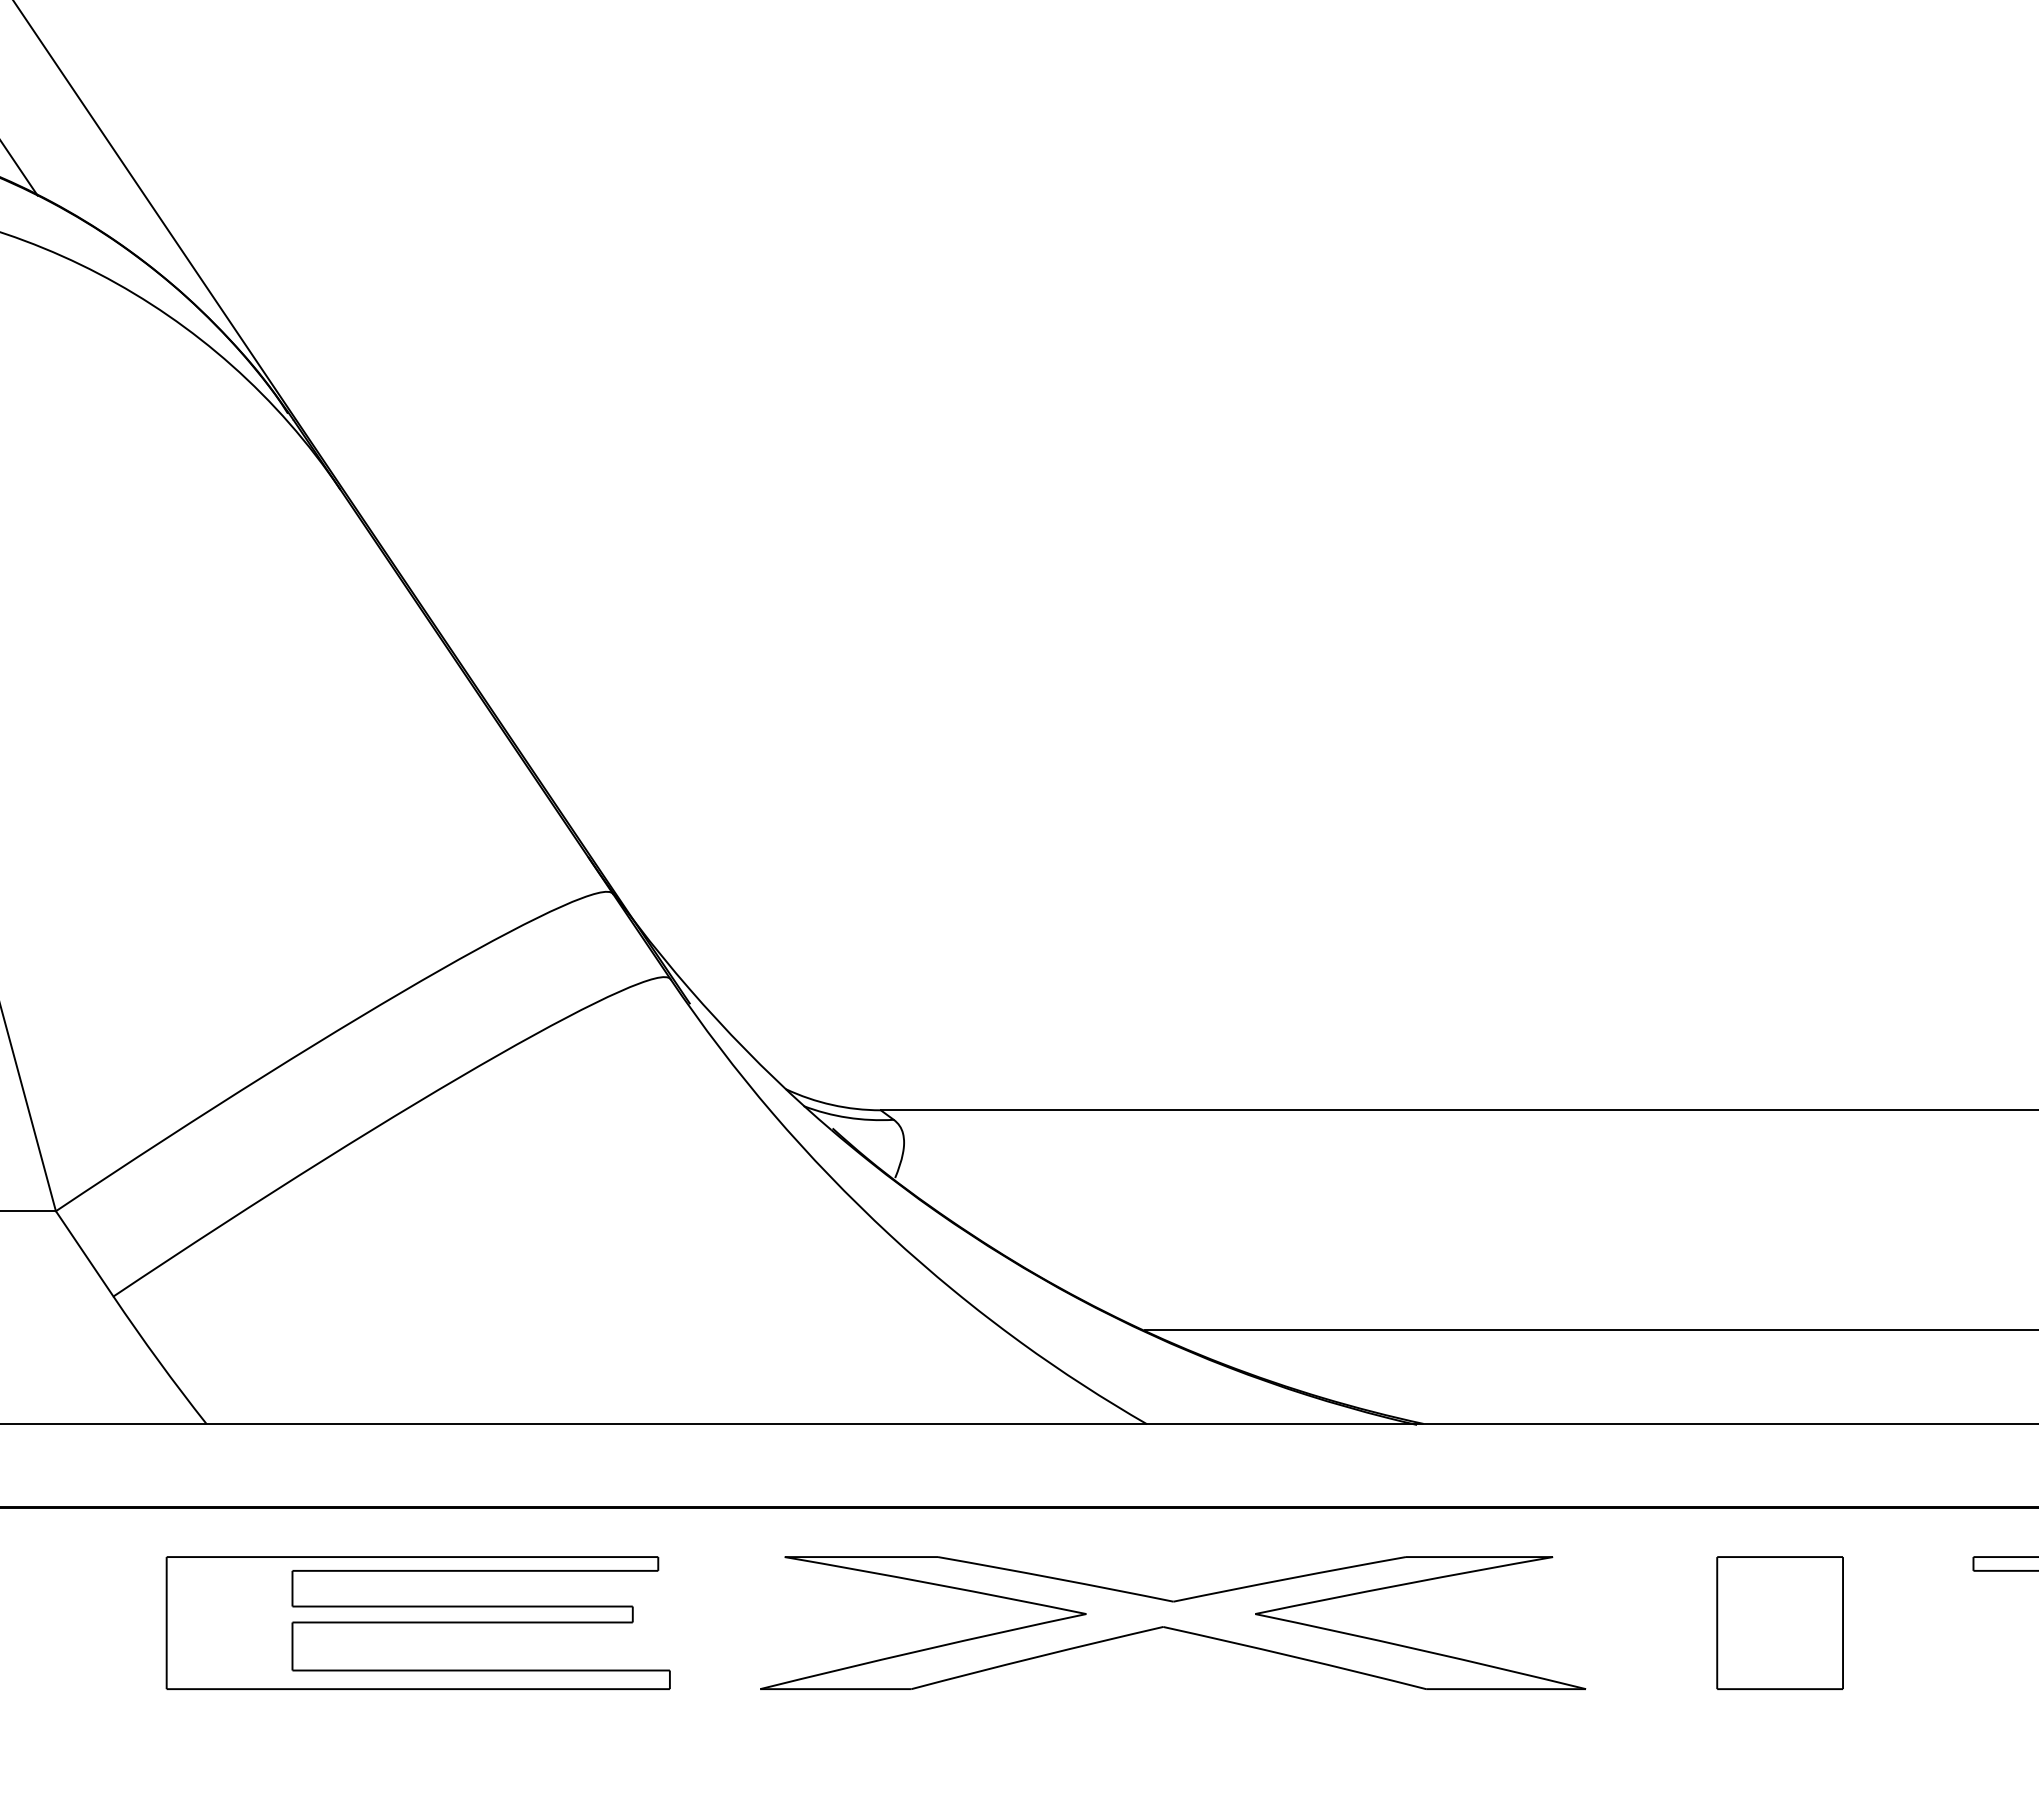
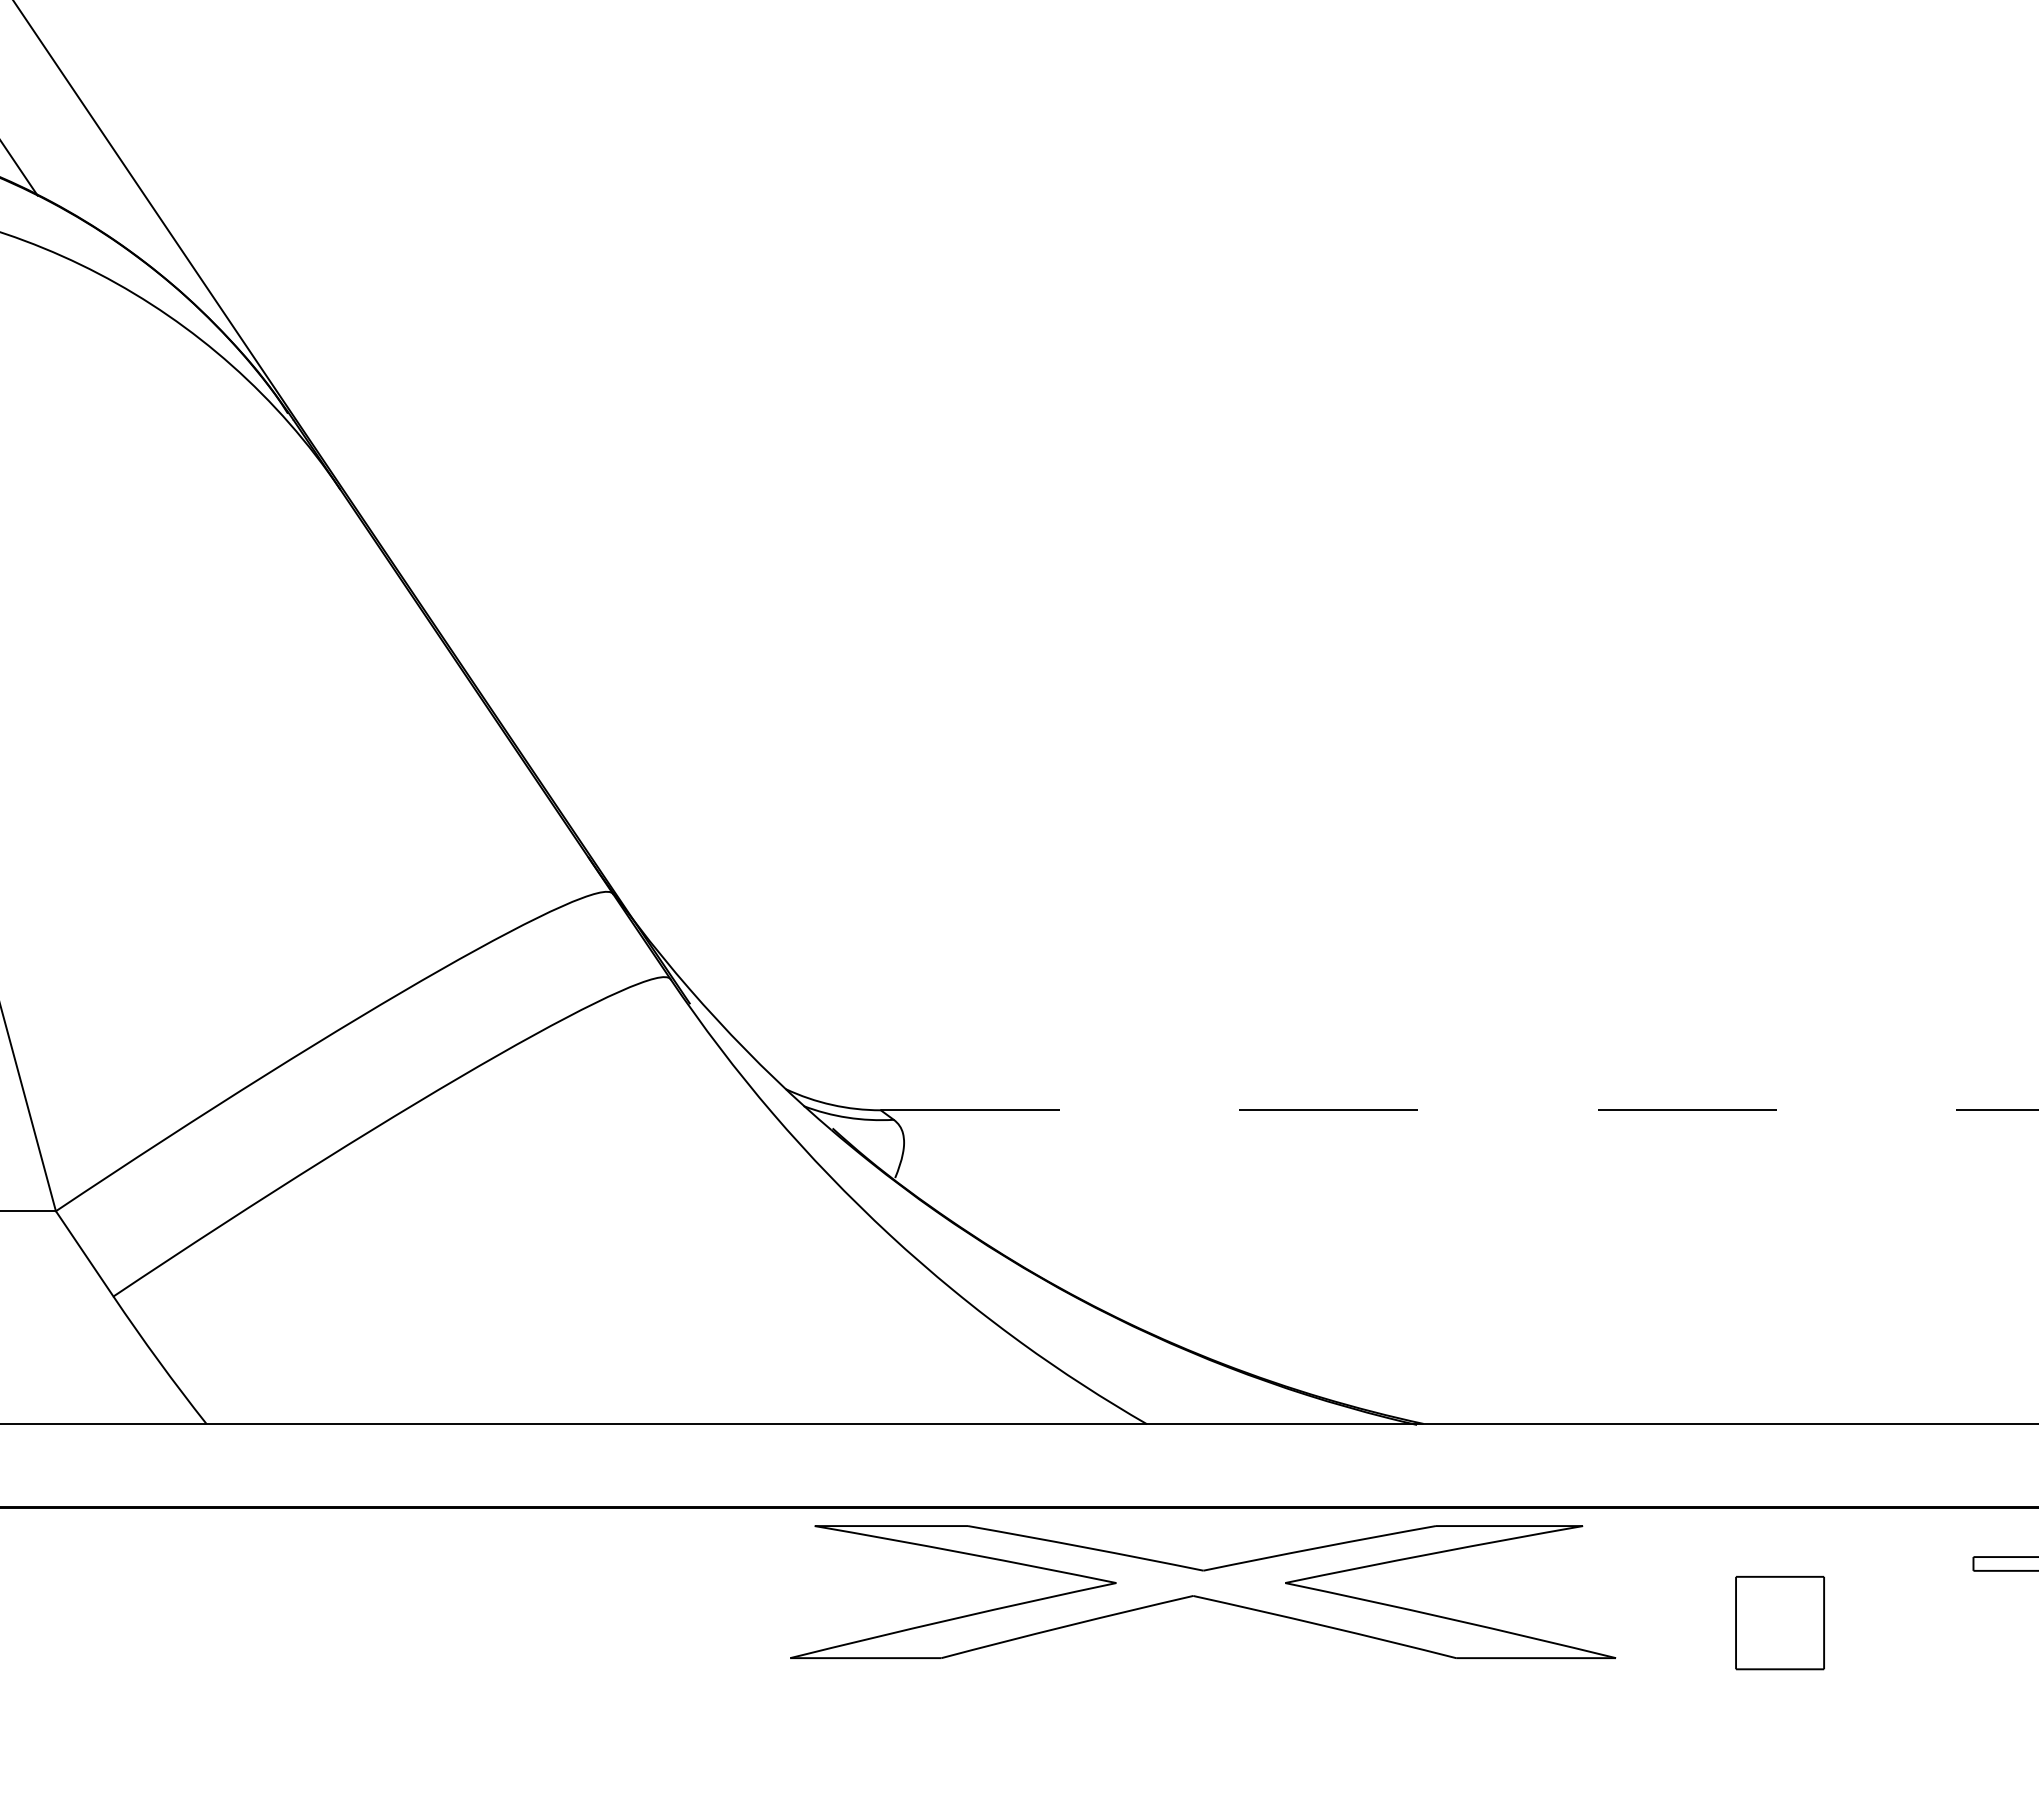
line: solid -> dashed (1459, 1110)
line: present -> none (1589, 1330)
part: present -> none (417, 1622)
part size: 128x134 px -> 90x95 px (1779, 1623)
part position: (1173, 1623) -> (1203, 1592) (1203, 1592)
